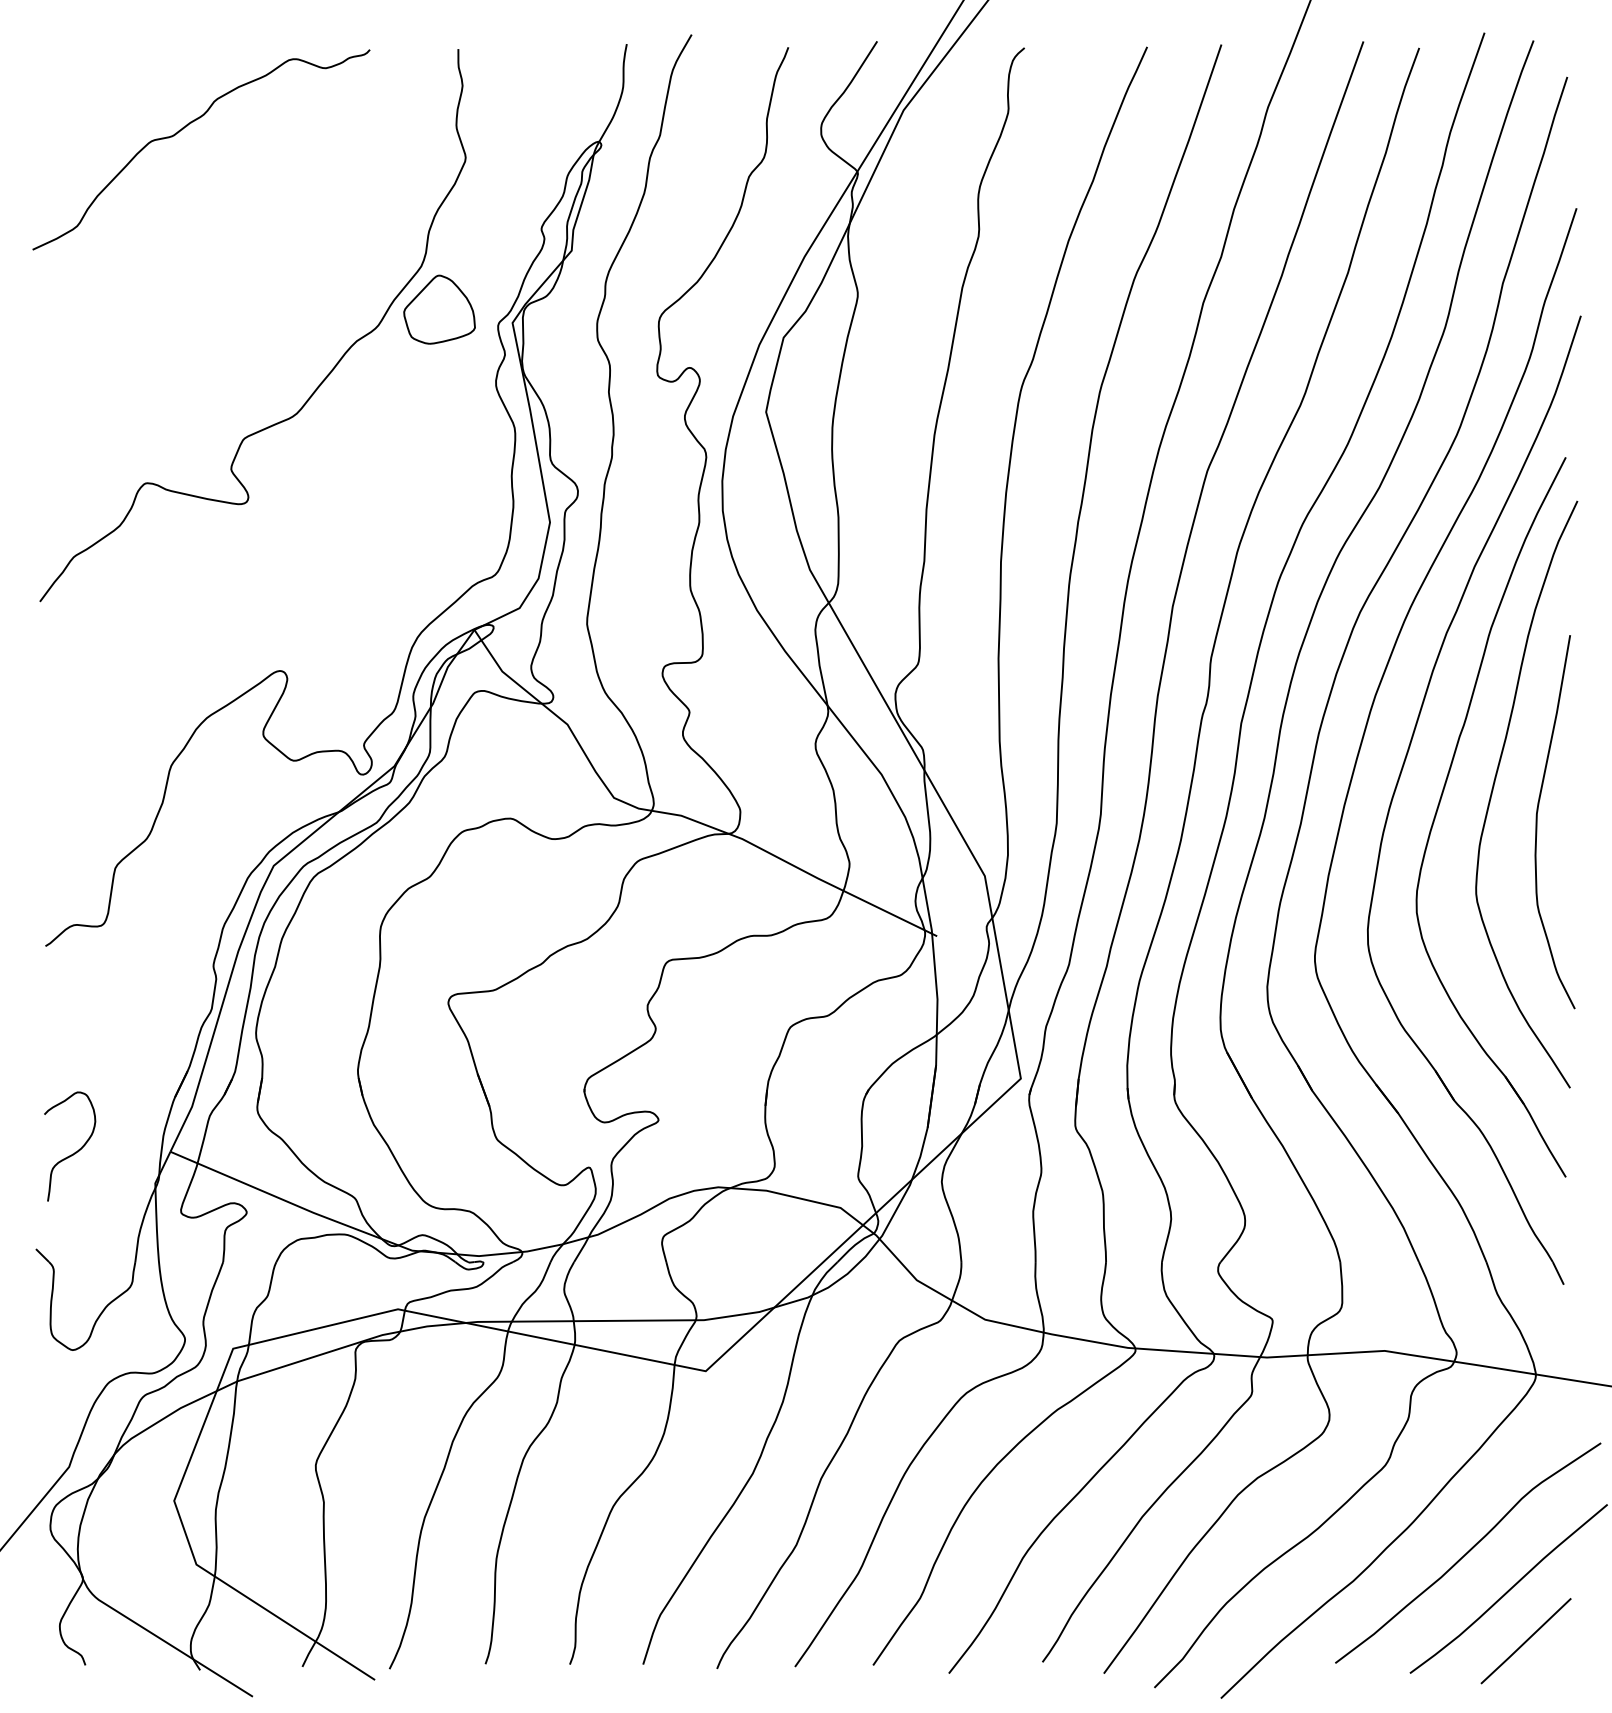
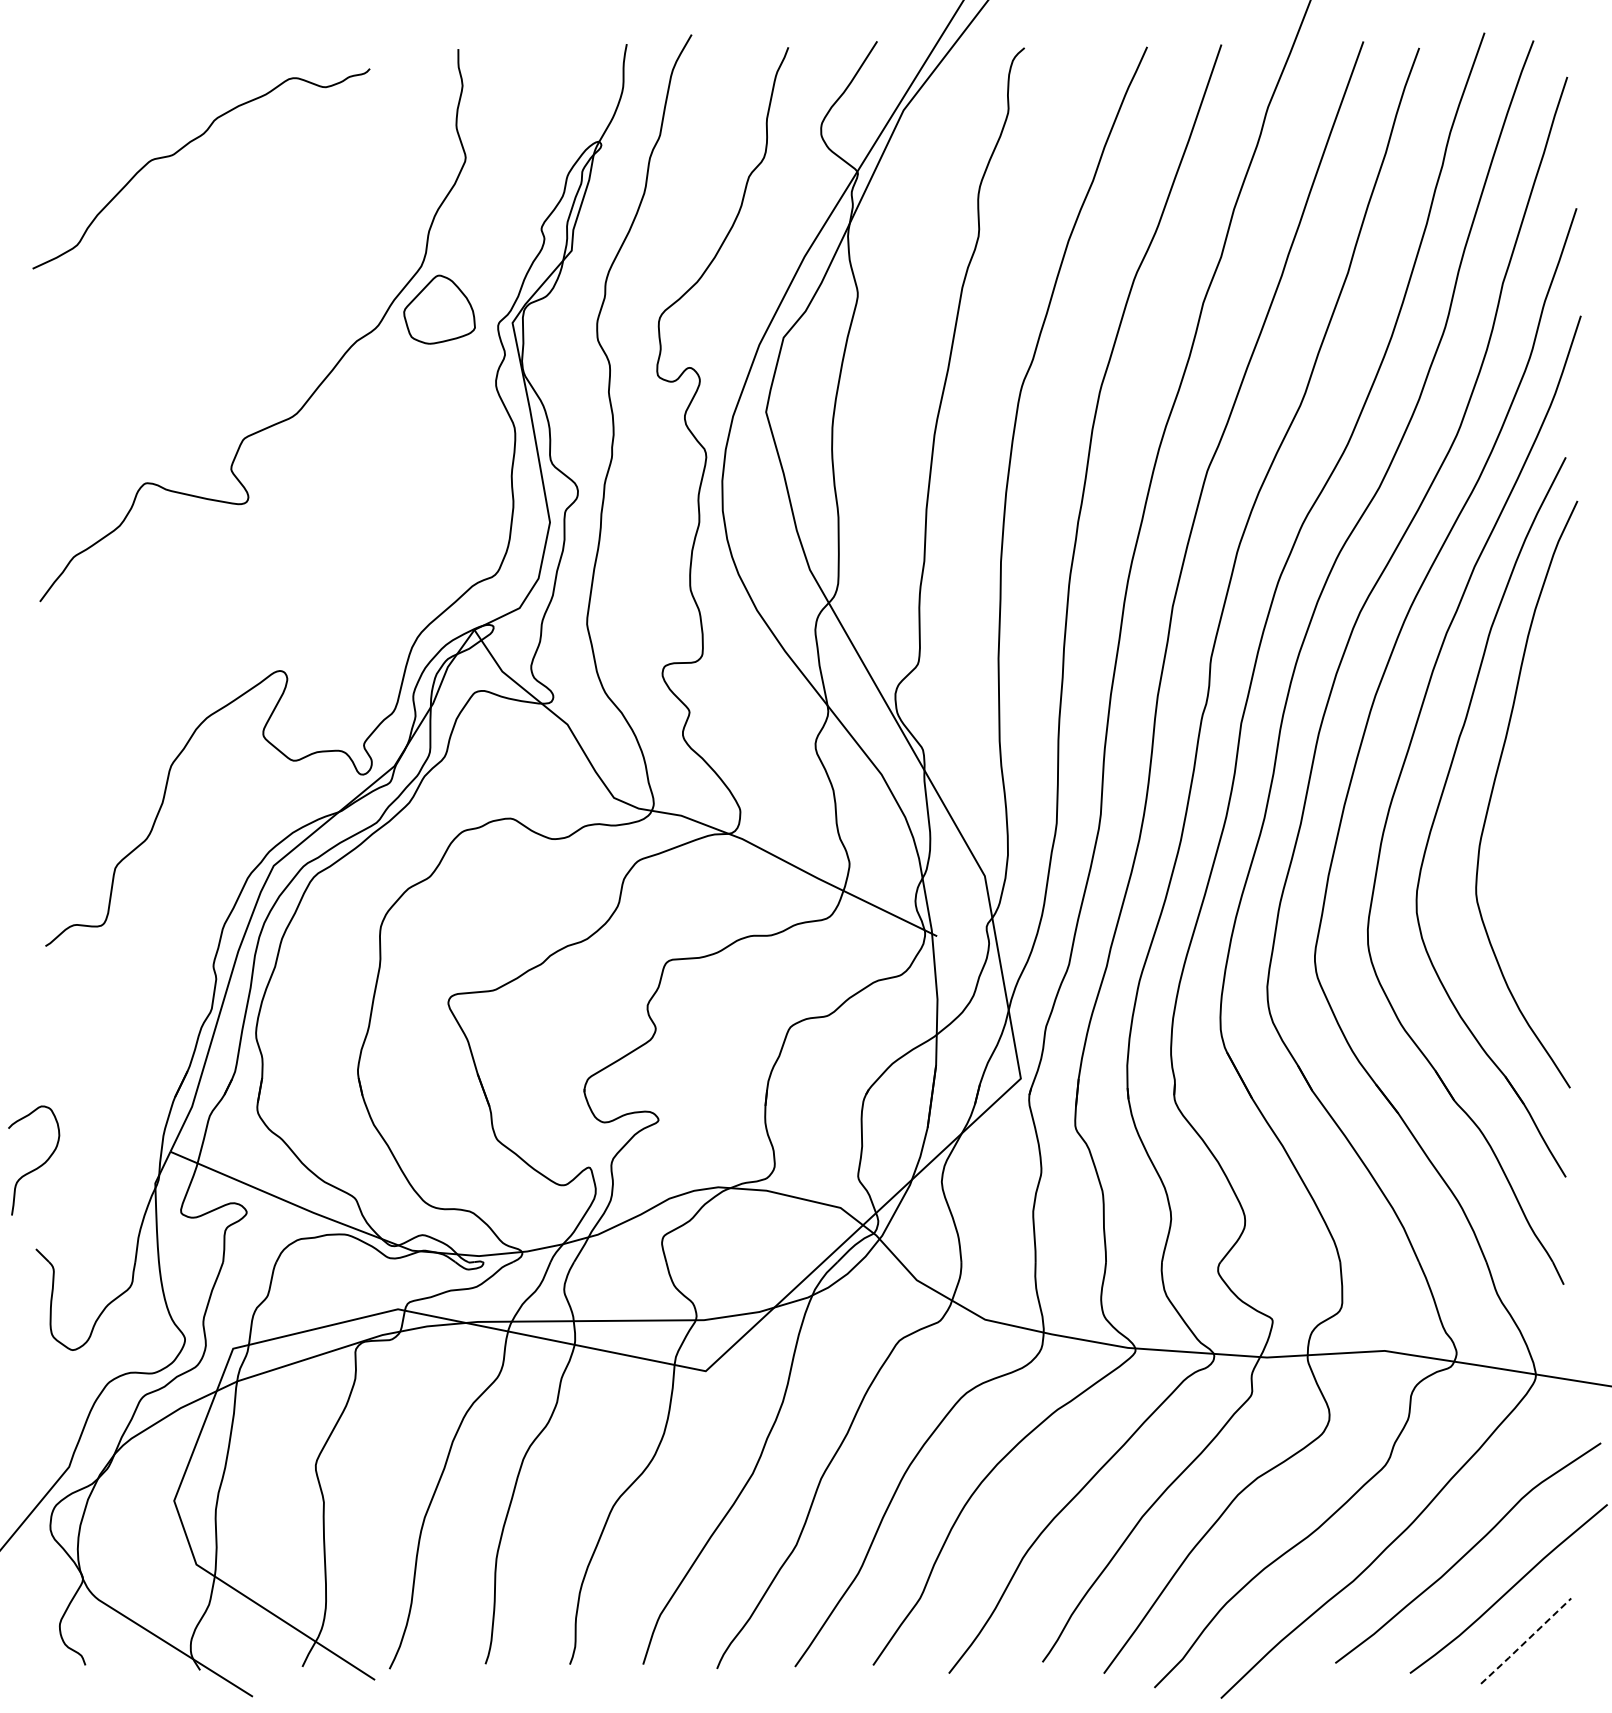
curve position: (182, 130) -> (182, 149) (182, 149)
curve: present -> none (1537, 822)
curve position: (75, 1151) -> (39, 1165) (39, 1165)
line: solid -> dashed (1526, 1641)
